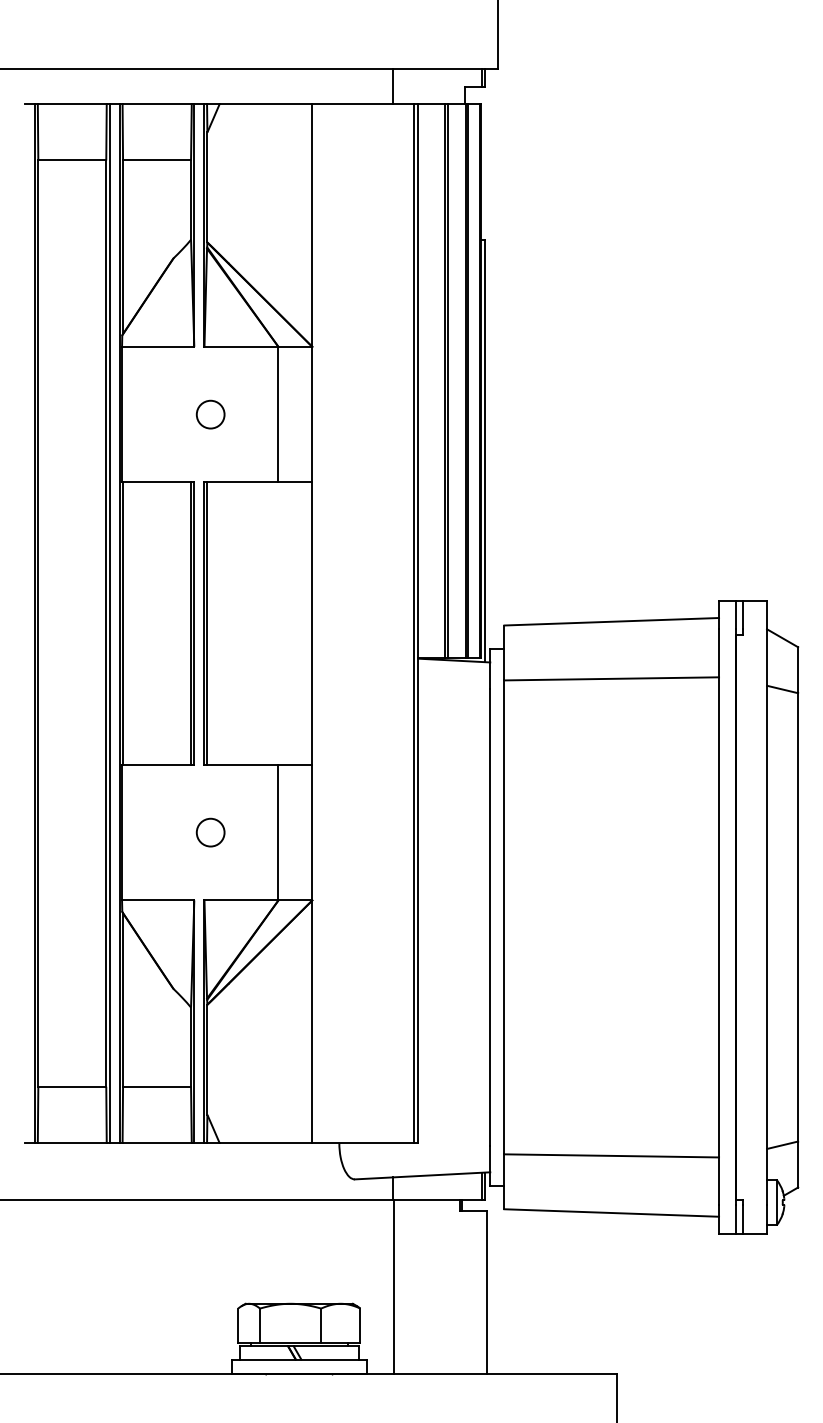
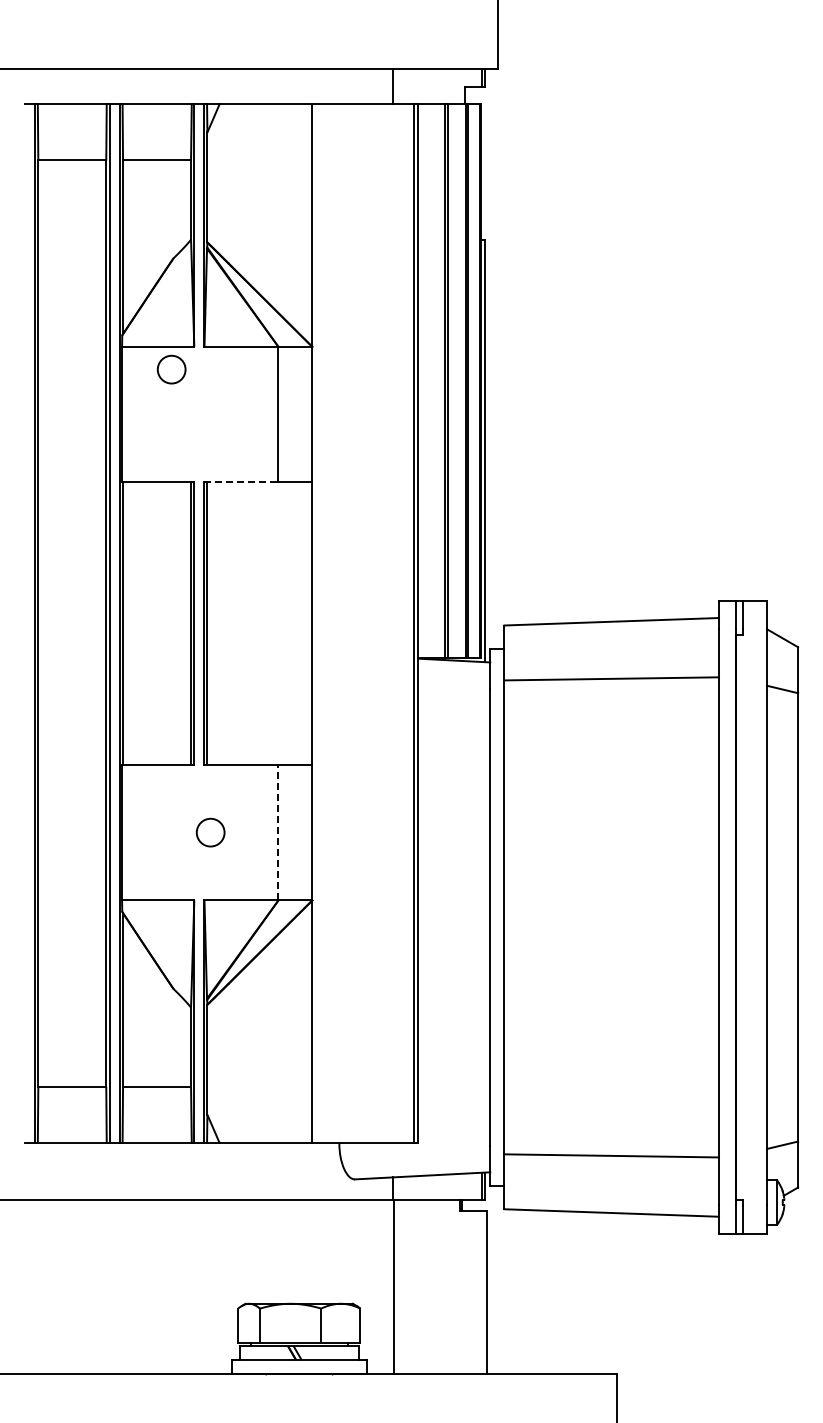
circle position: (210, 414) -> (171, 369) (171, 369)
line: solid -> dashed (241, 482)
line: solid -> dashed (278, 832)
